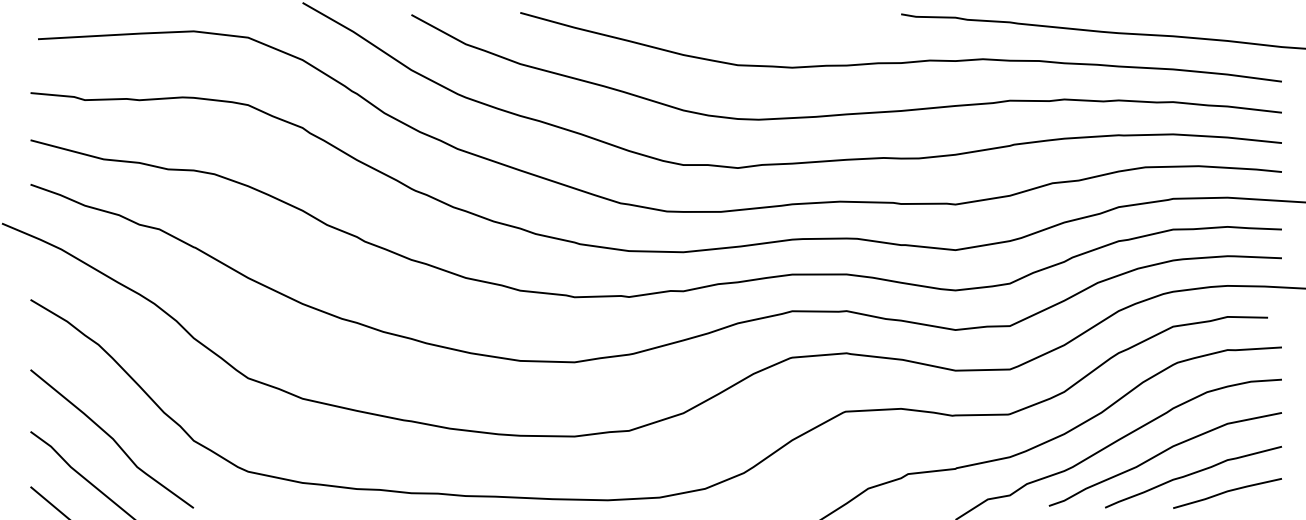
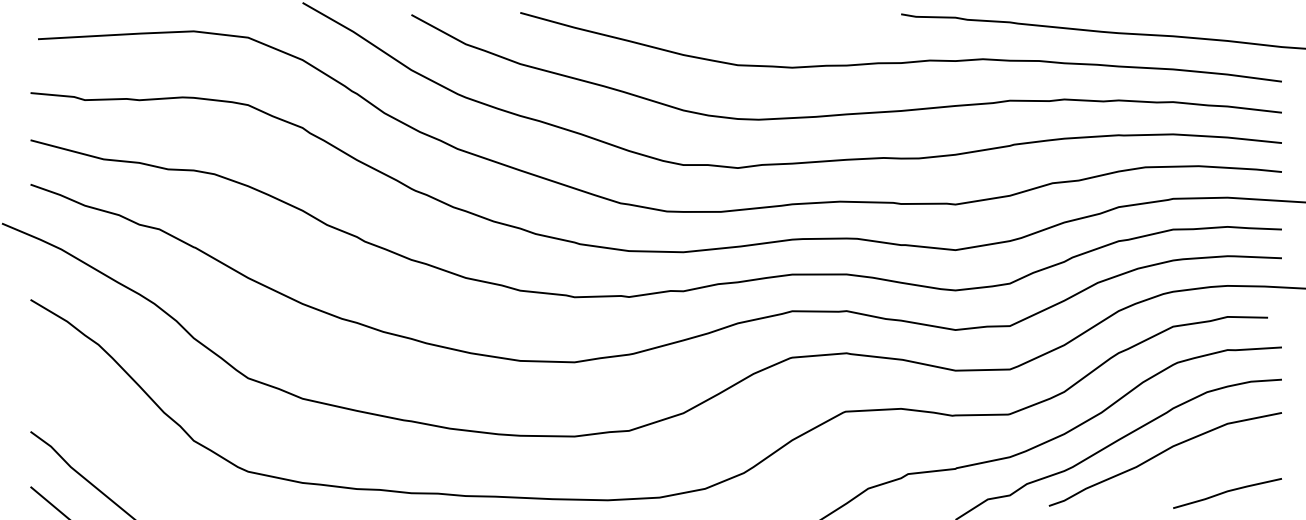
curve: present -> none (112, 438)
curve: present -> none (1193, 474)
